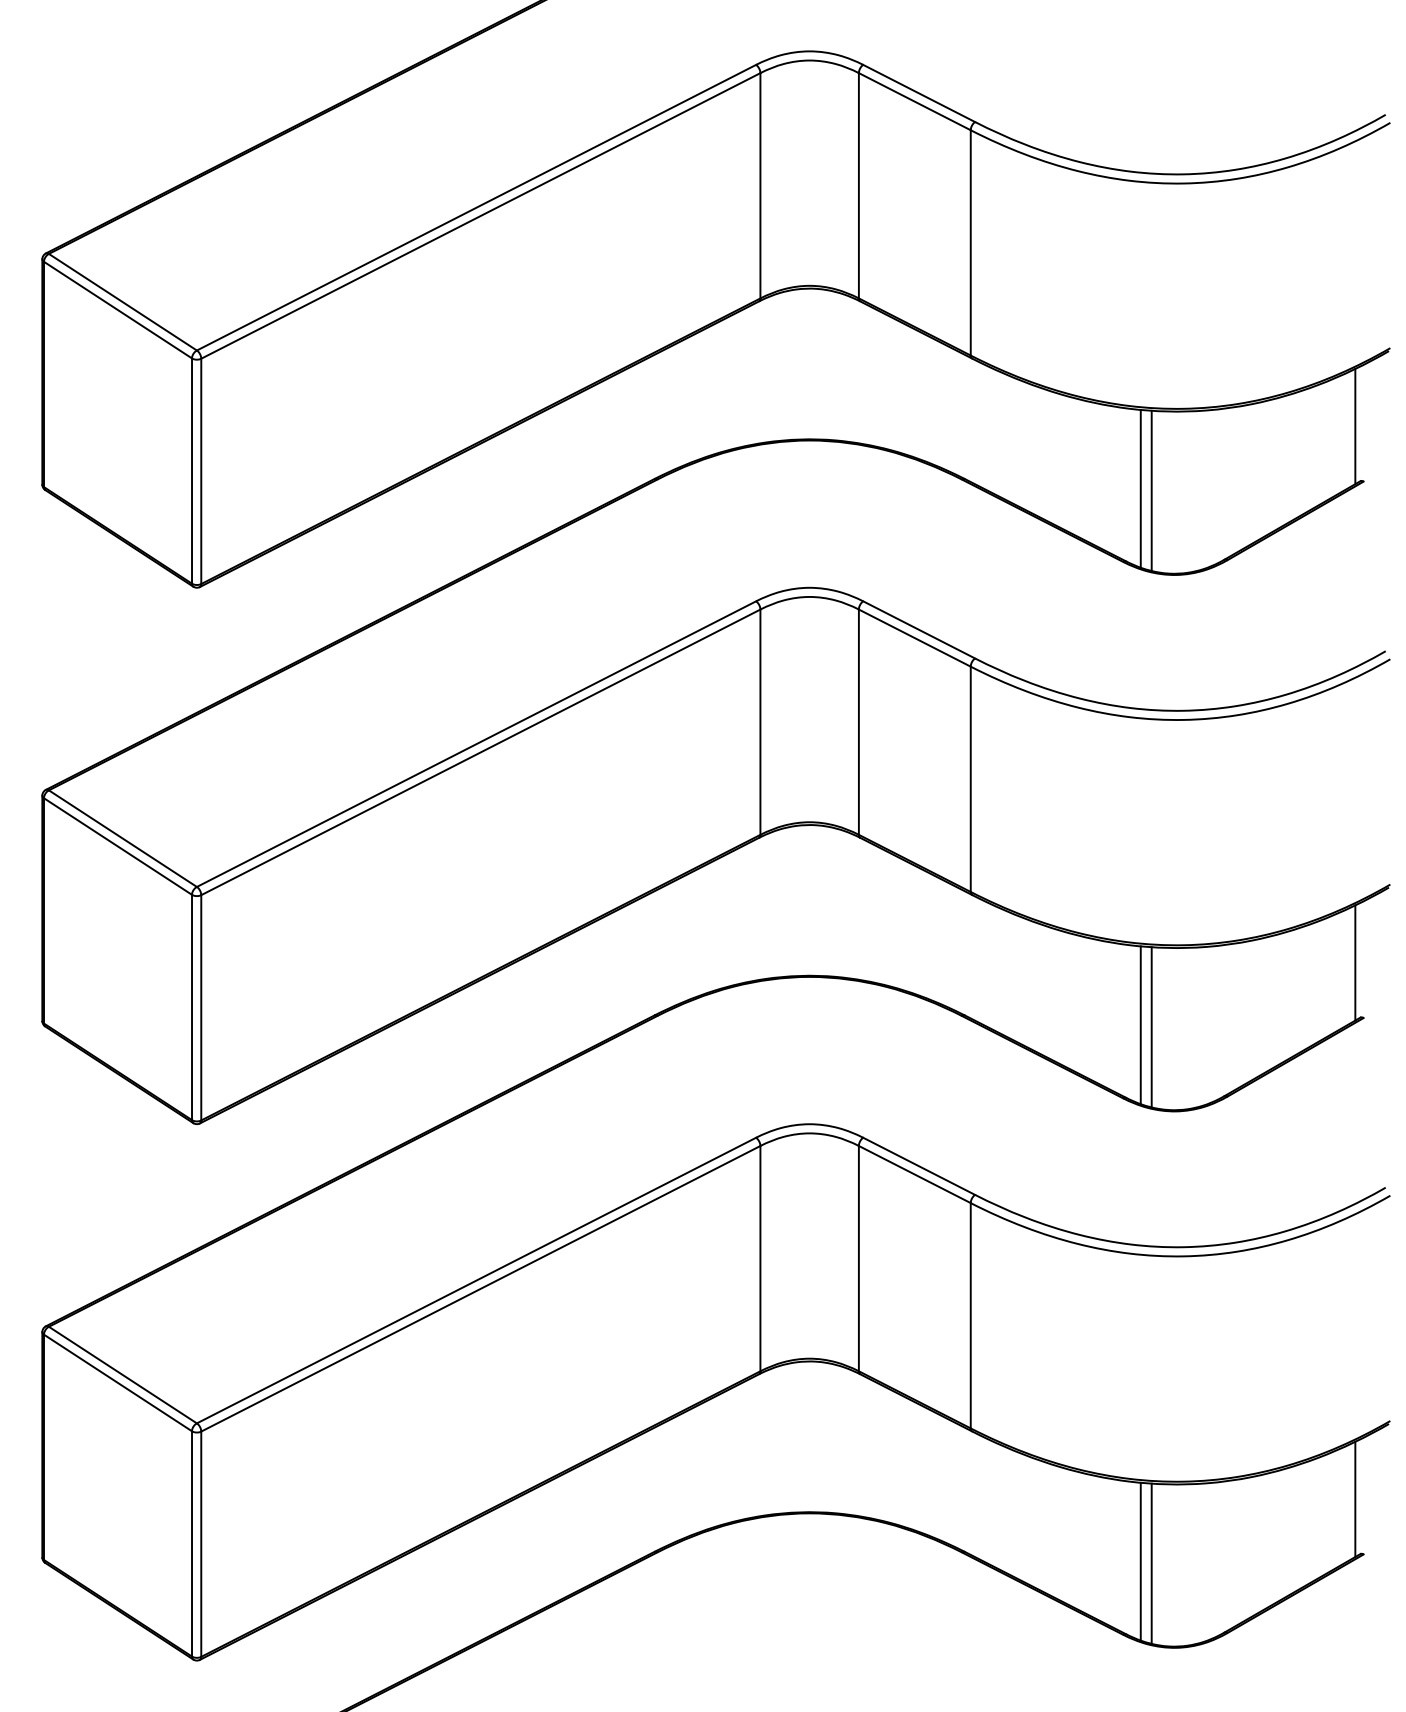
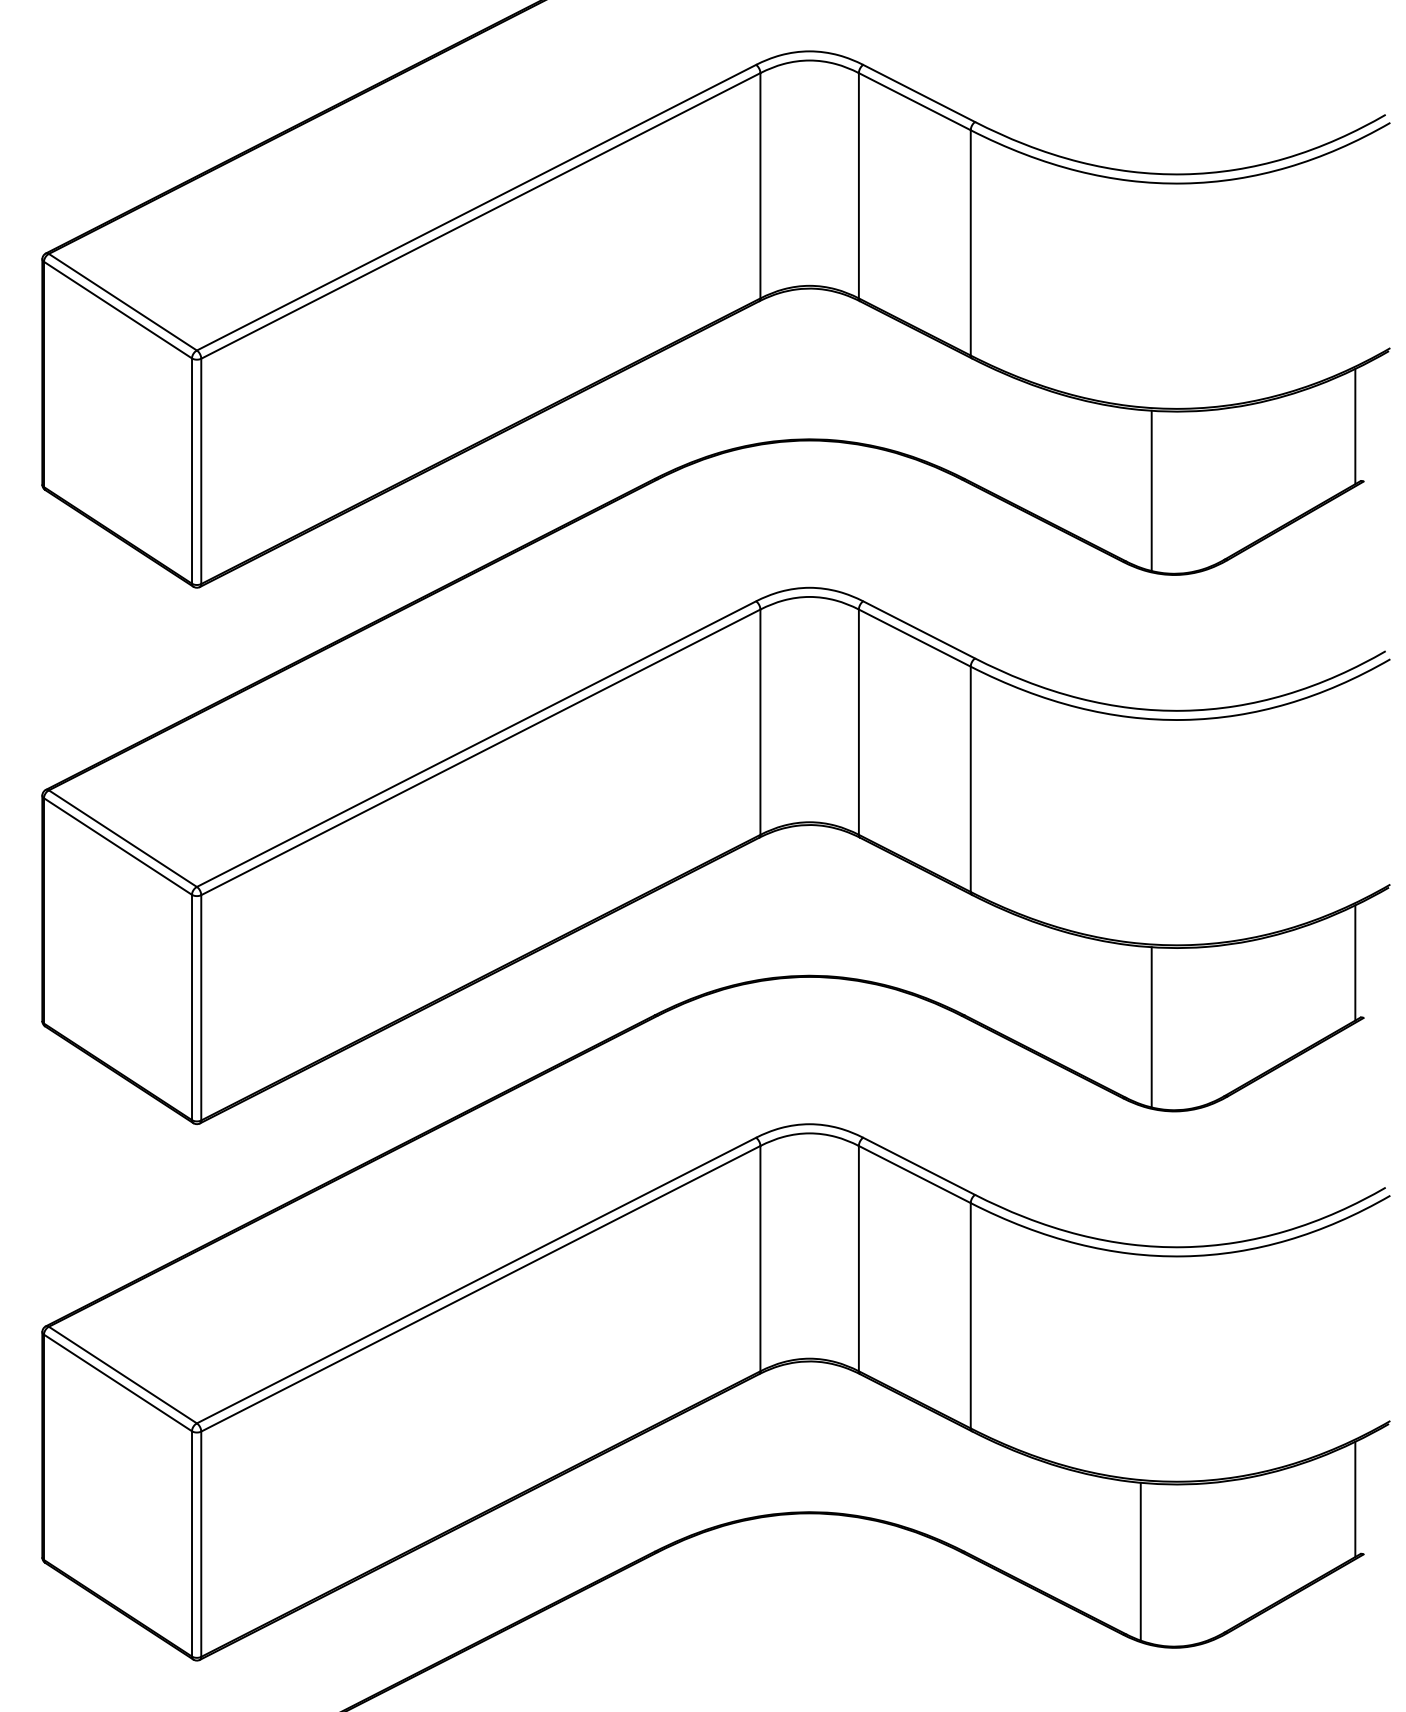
line: present -> none (1140, 488)
line: present -> none (1140, 1025)
line: present -> none (1151, 1563)
